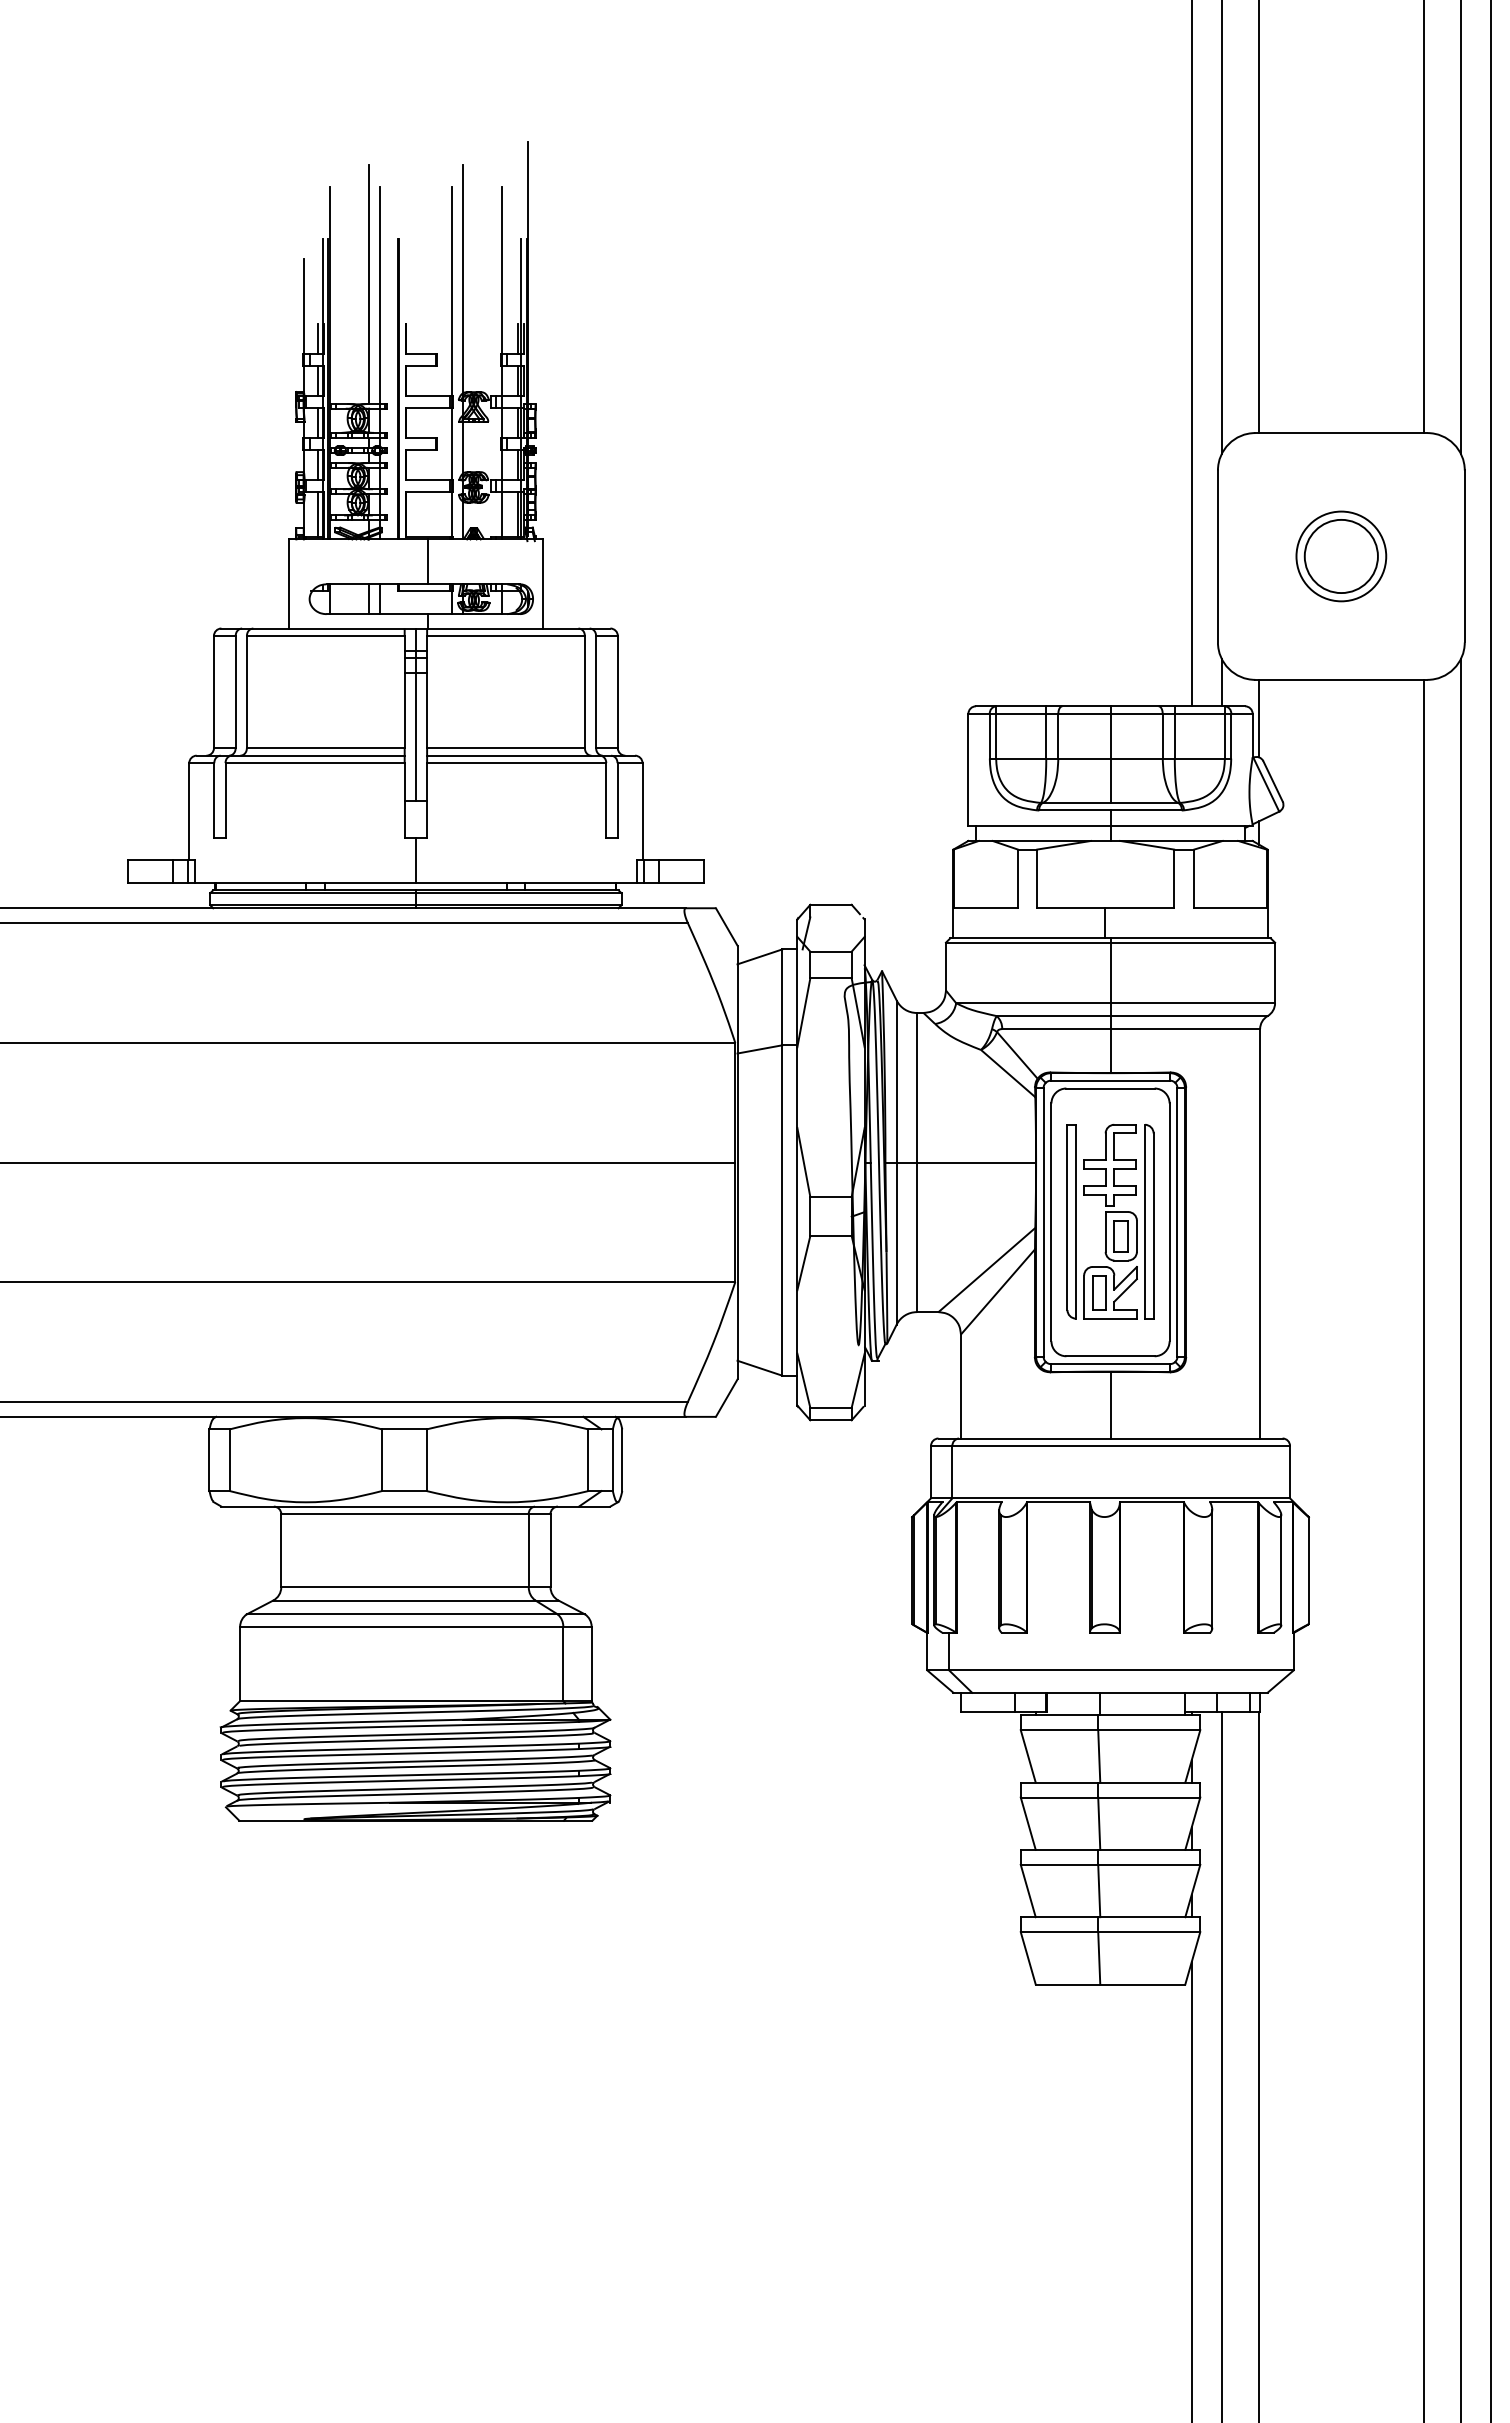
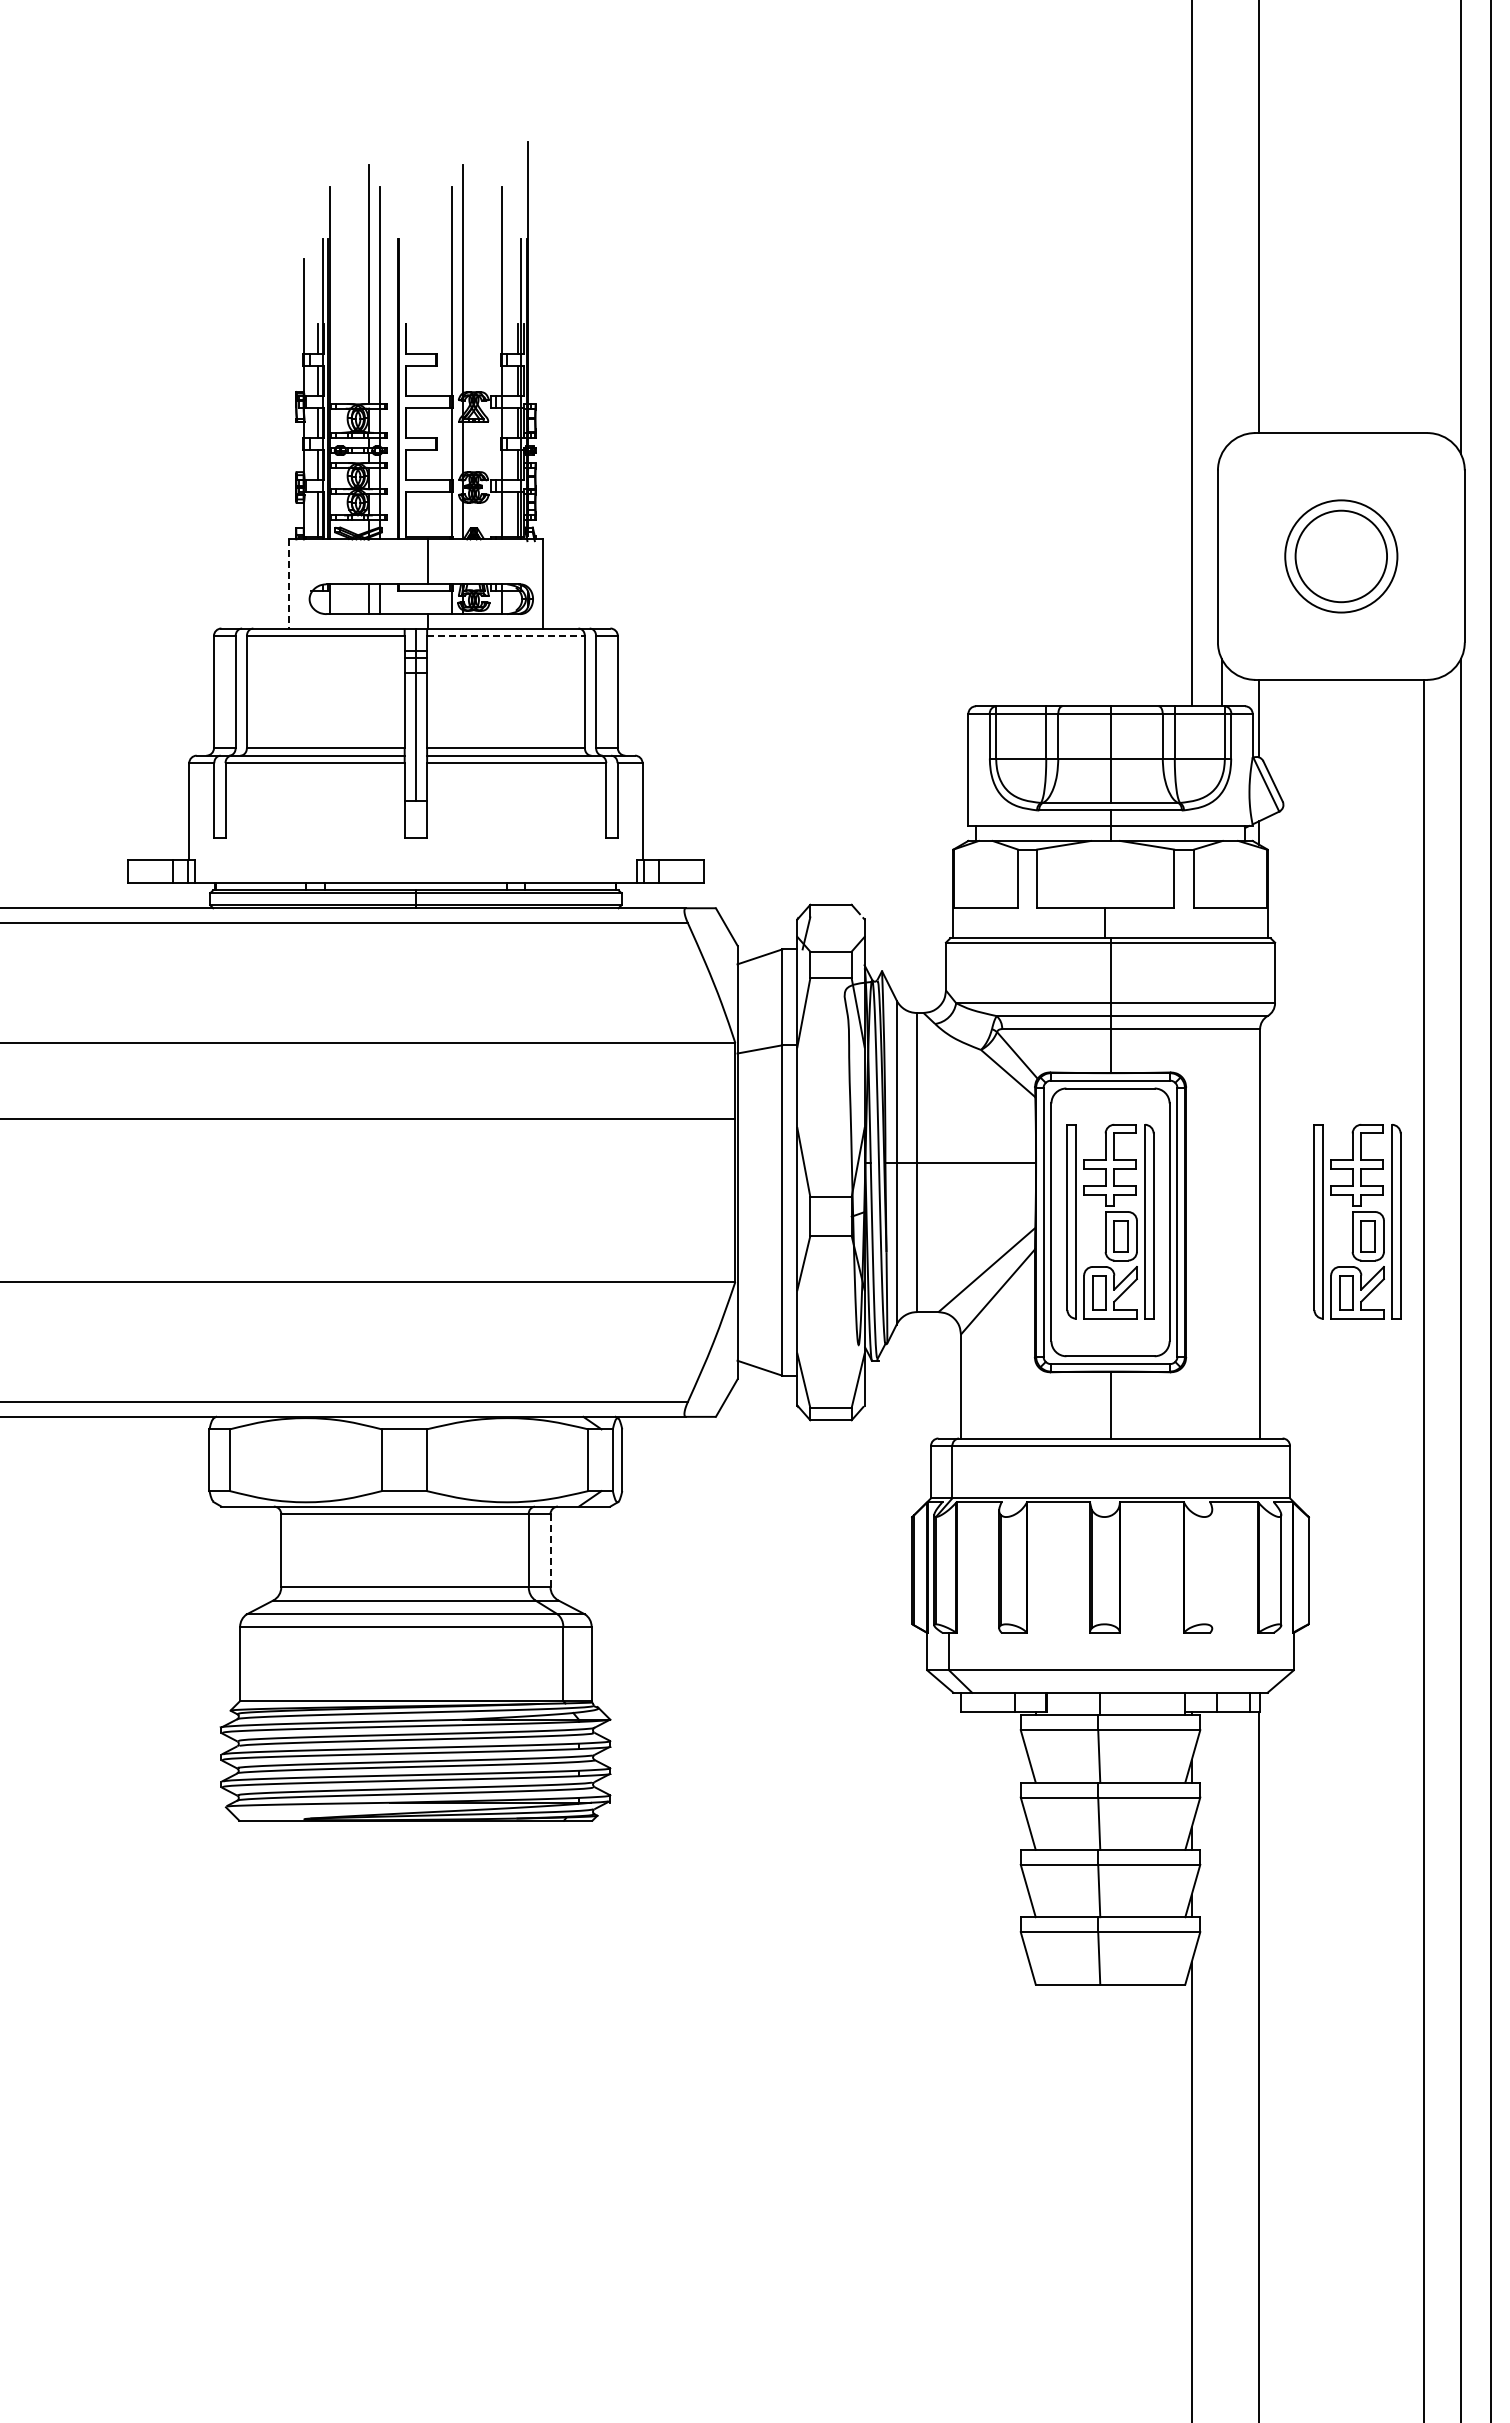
line: present -> none (1423, 217)
line: present -> none (1221, 228)
part size: 93x93 px -> 115x115 px (1341, 556)
line: solid -> dashed (288, 583)
line: solid -> dashed (506, 636)
line: present -> none (415, 859)
line position: (368, 1162) -> (368, 1118) (368, 1118)
part: none -> present (1357, 1221)
line: solid -> dashed (550, 1550)
line: present -> none (1212, 1568)
line: present -> none (1221, 2065)
